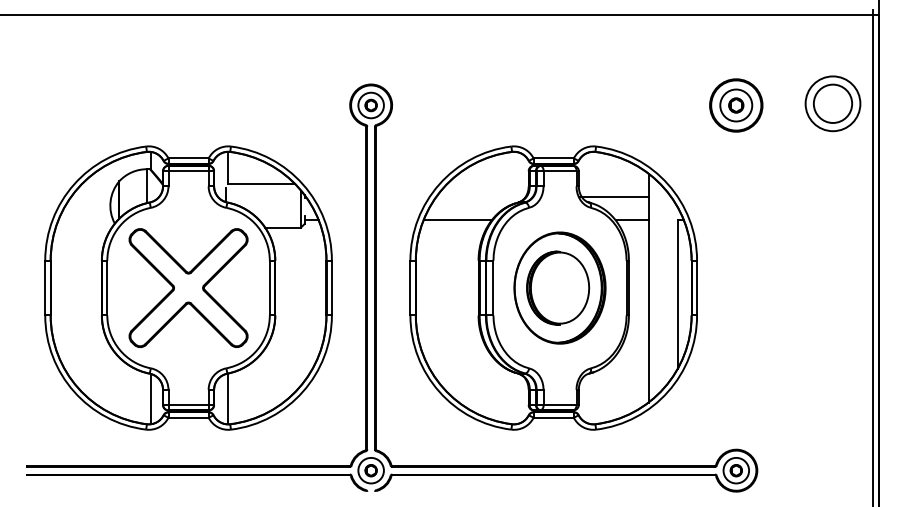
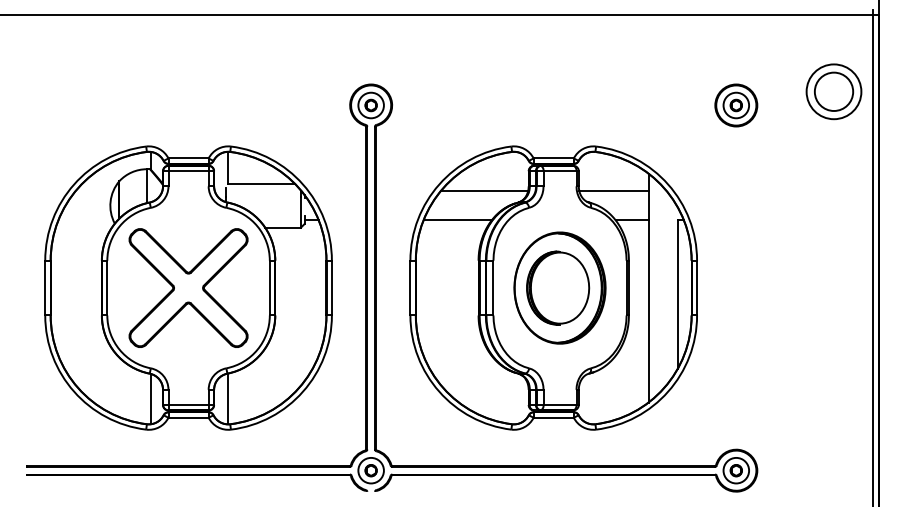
part position: (832, 103) -> (833, 91) (833, 91)
part size: 55x55 px -> 45x45 px (736, 105)
line: none -> present (484, 191)
line position: (613, 197) -> (613, 191) (613, 191)
